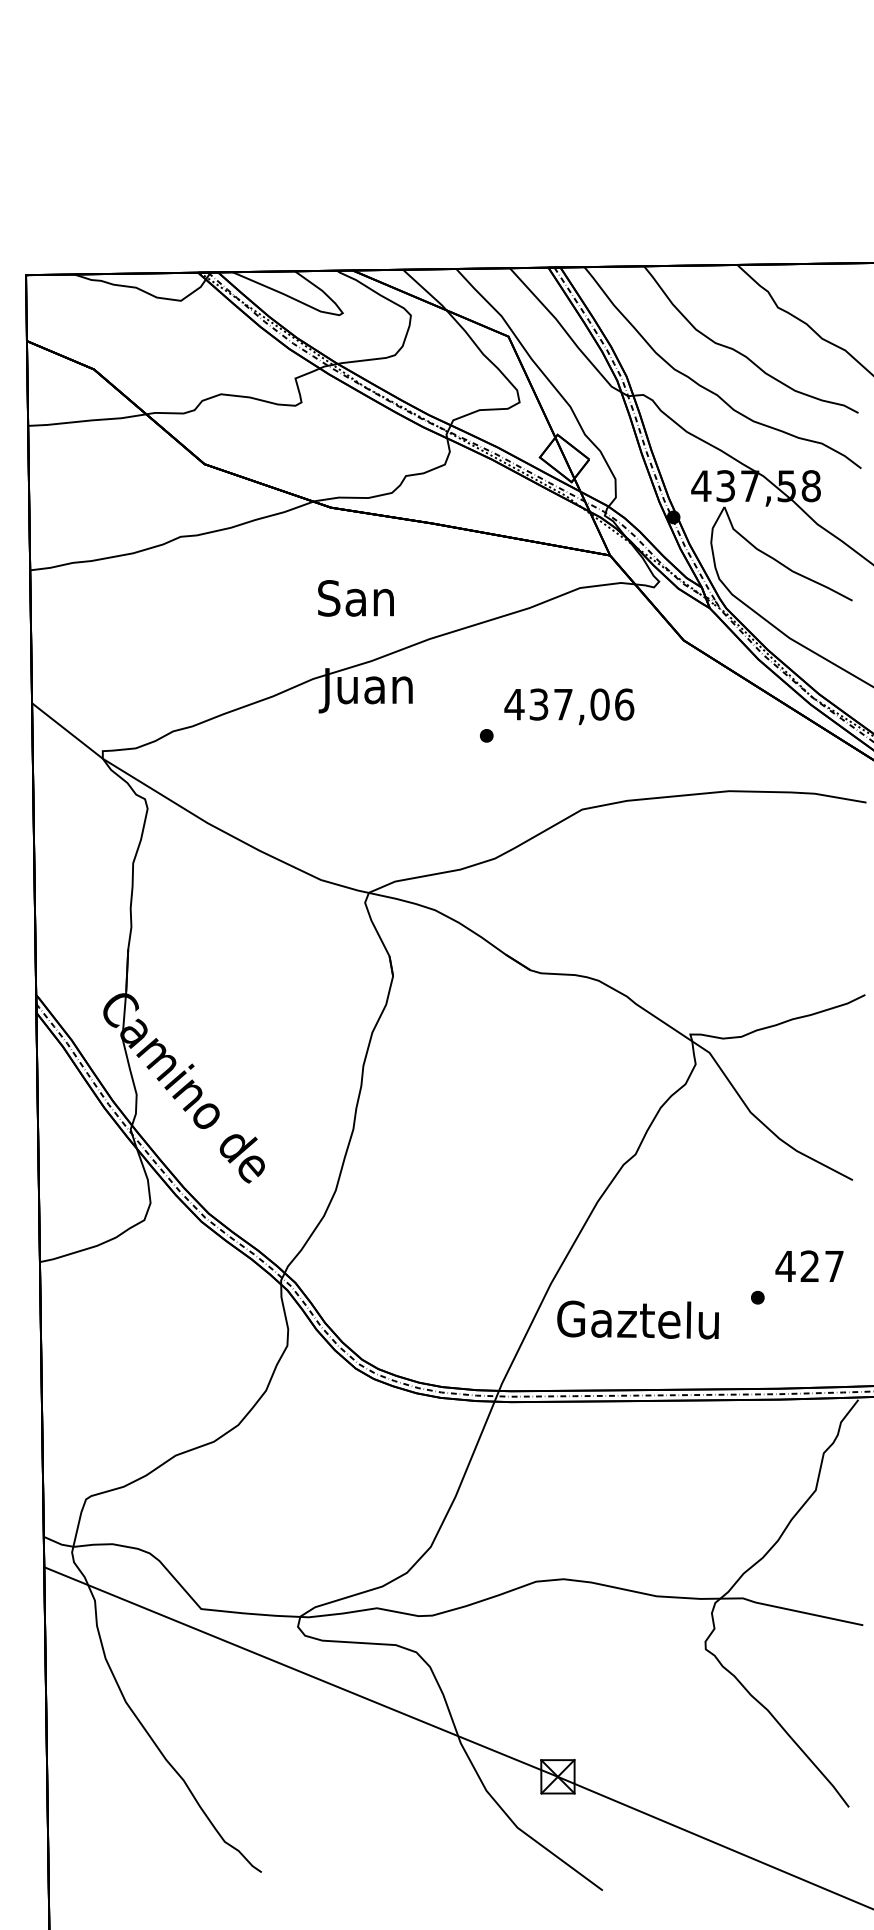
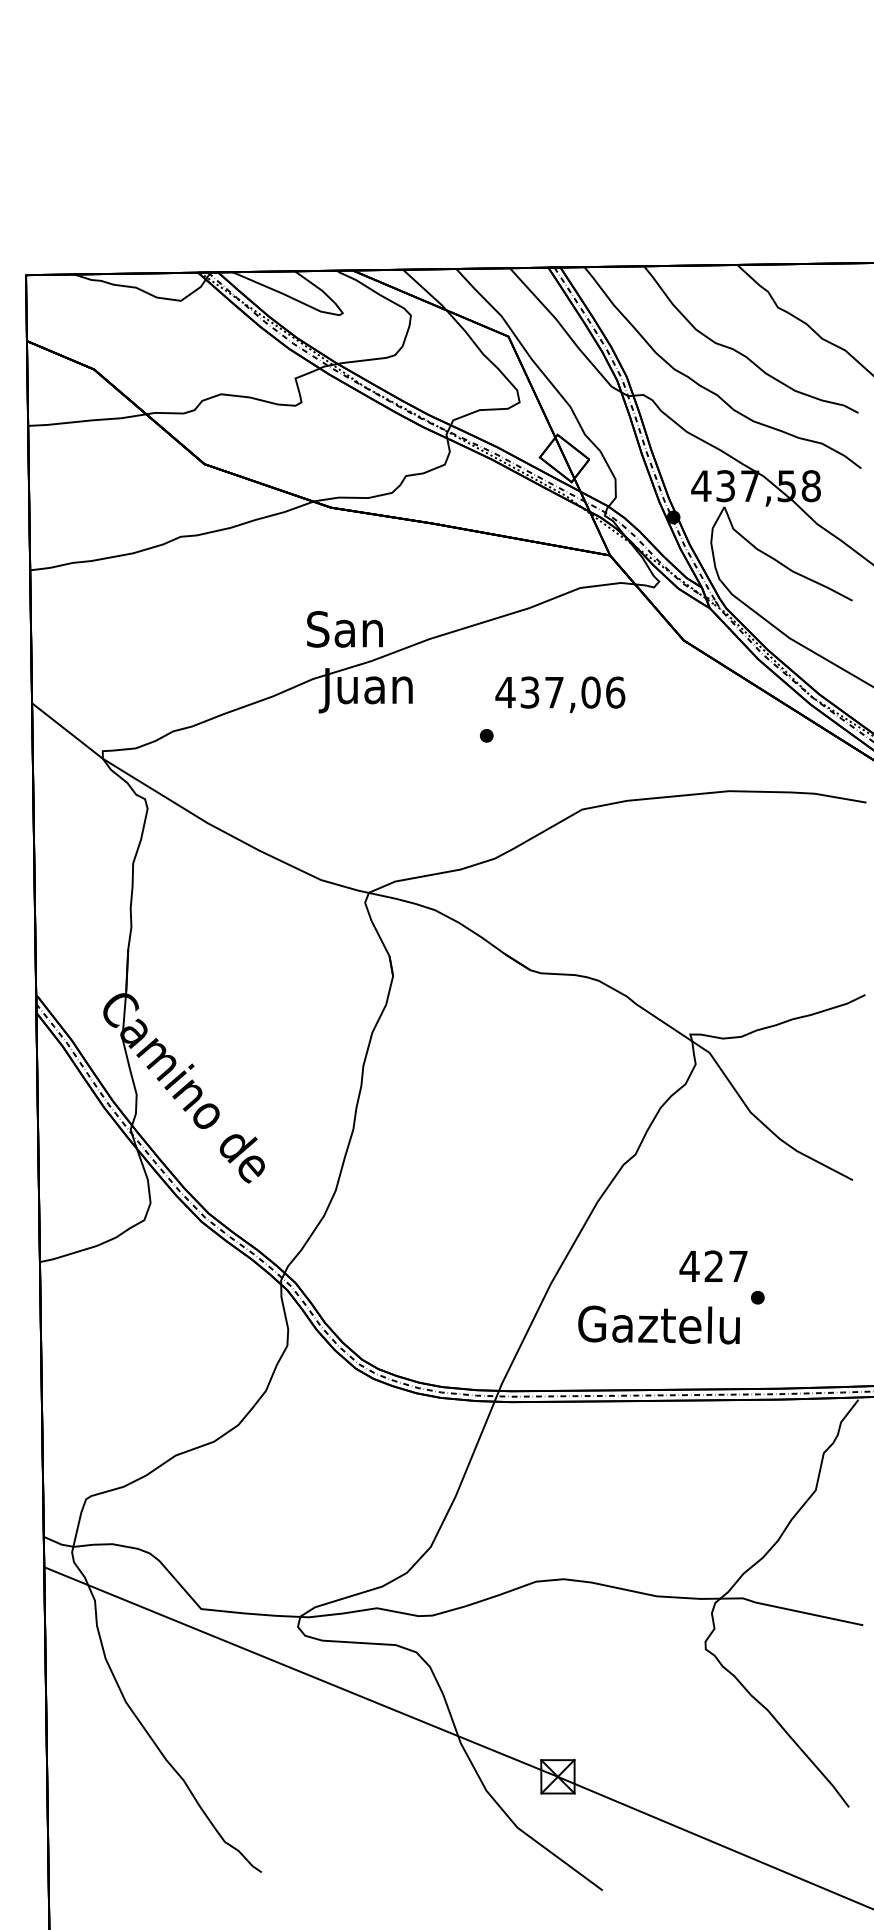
text position: (355, 598) -> (344, 629) (344, 629)
text position: (569, 706) -> (560, 694) (560, 694)
text position: (809, 1265) -> (713, 1265) (713, 1265)
text position: (637, 1319) -> (658, 1324) (658, 1324)
